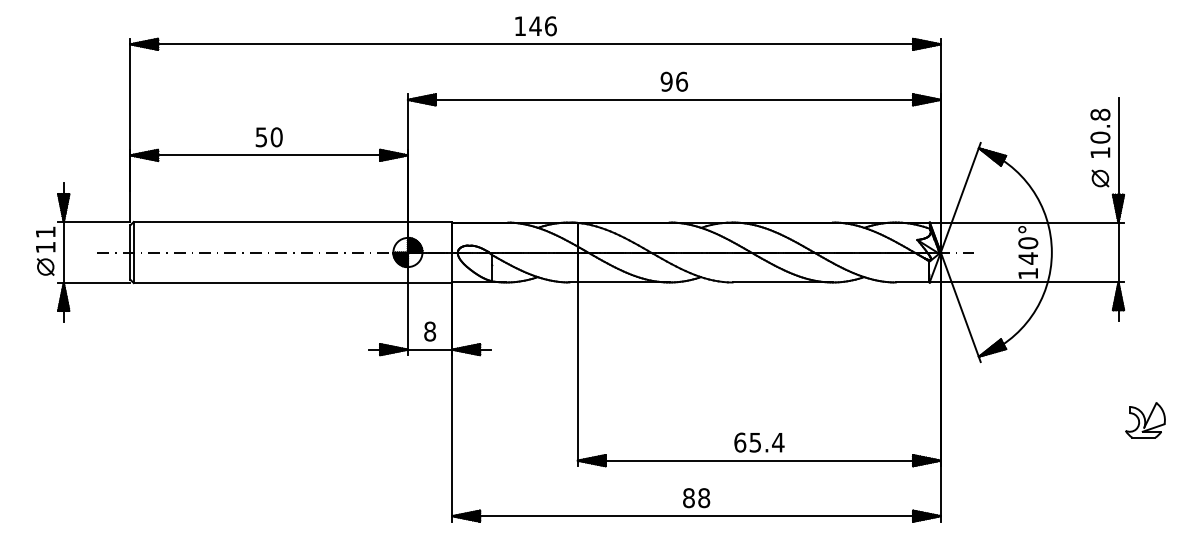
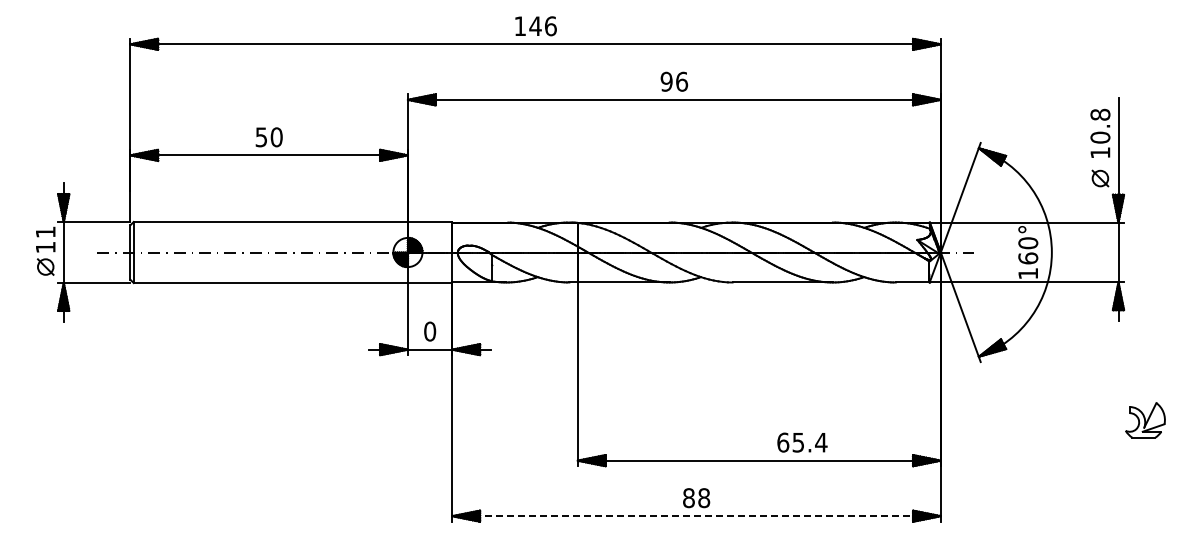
text: 140° -> 160° (1028, 258)
text: 8 -> 0 (430, 331)
text position: (759, 442) -> (802, 442) (802, 442)
line: solid -> dashed (697, 516)
